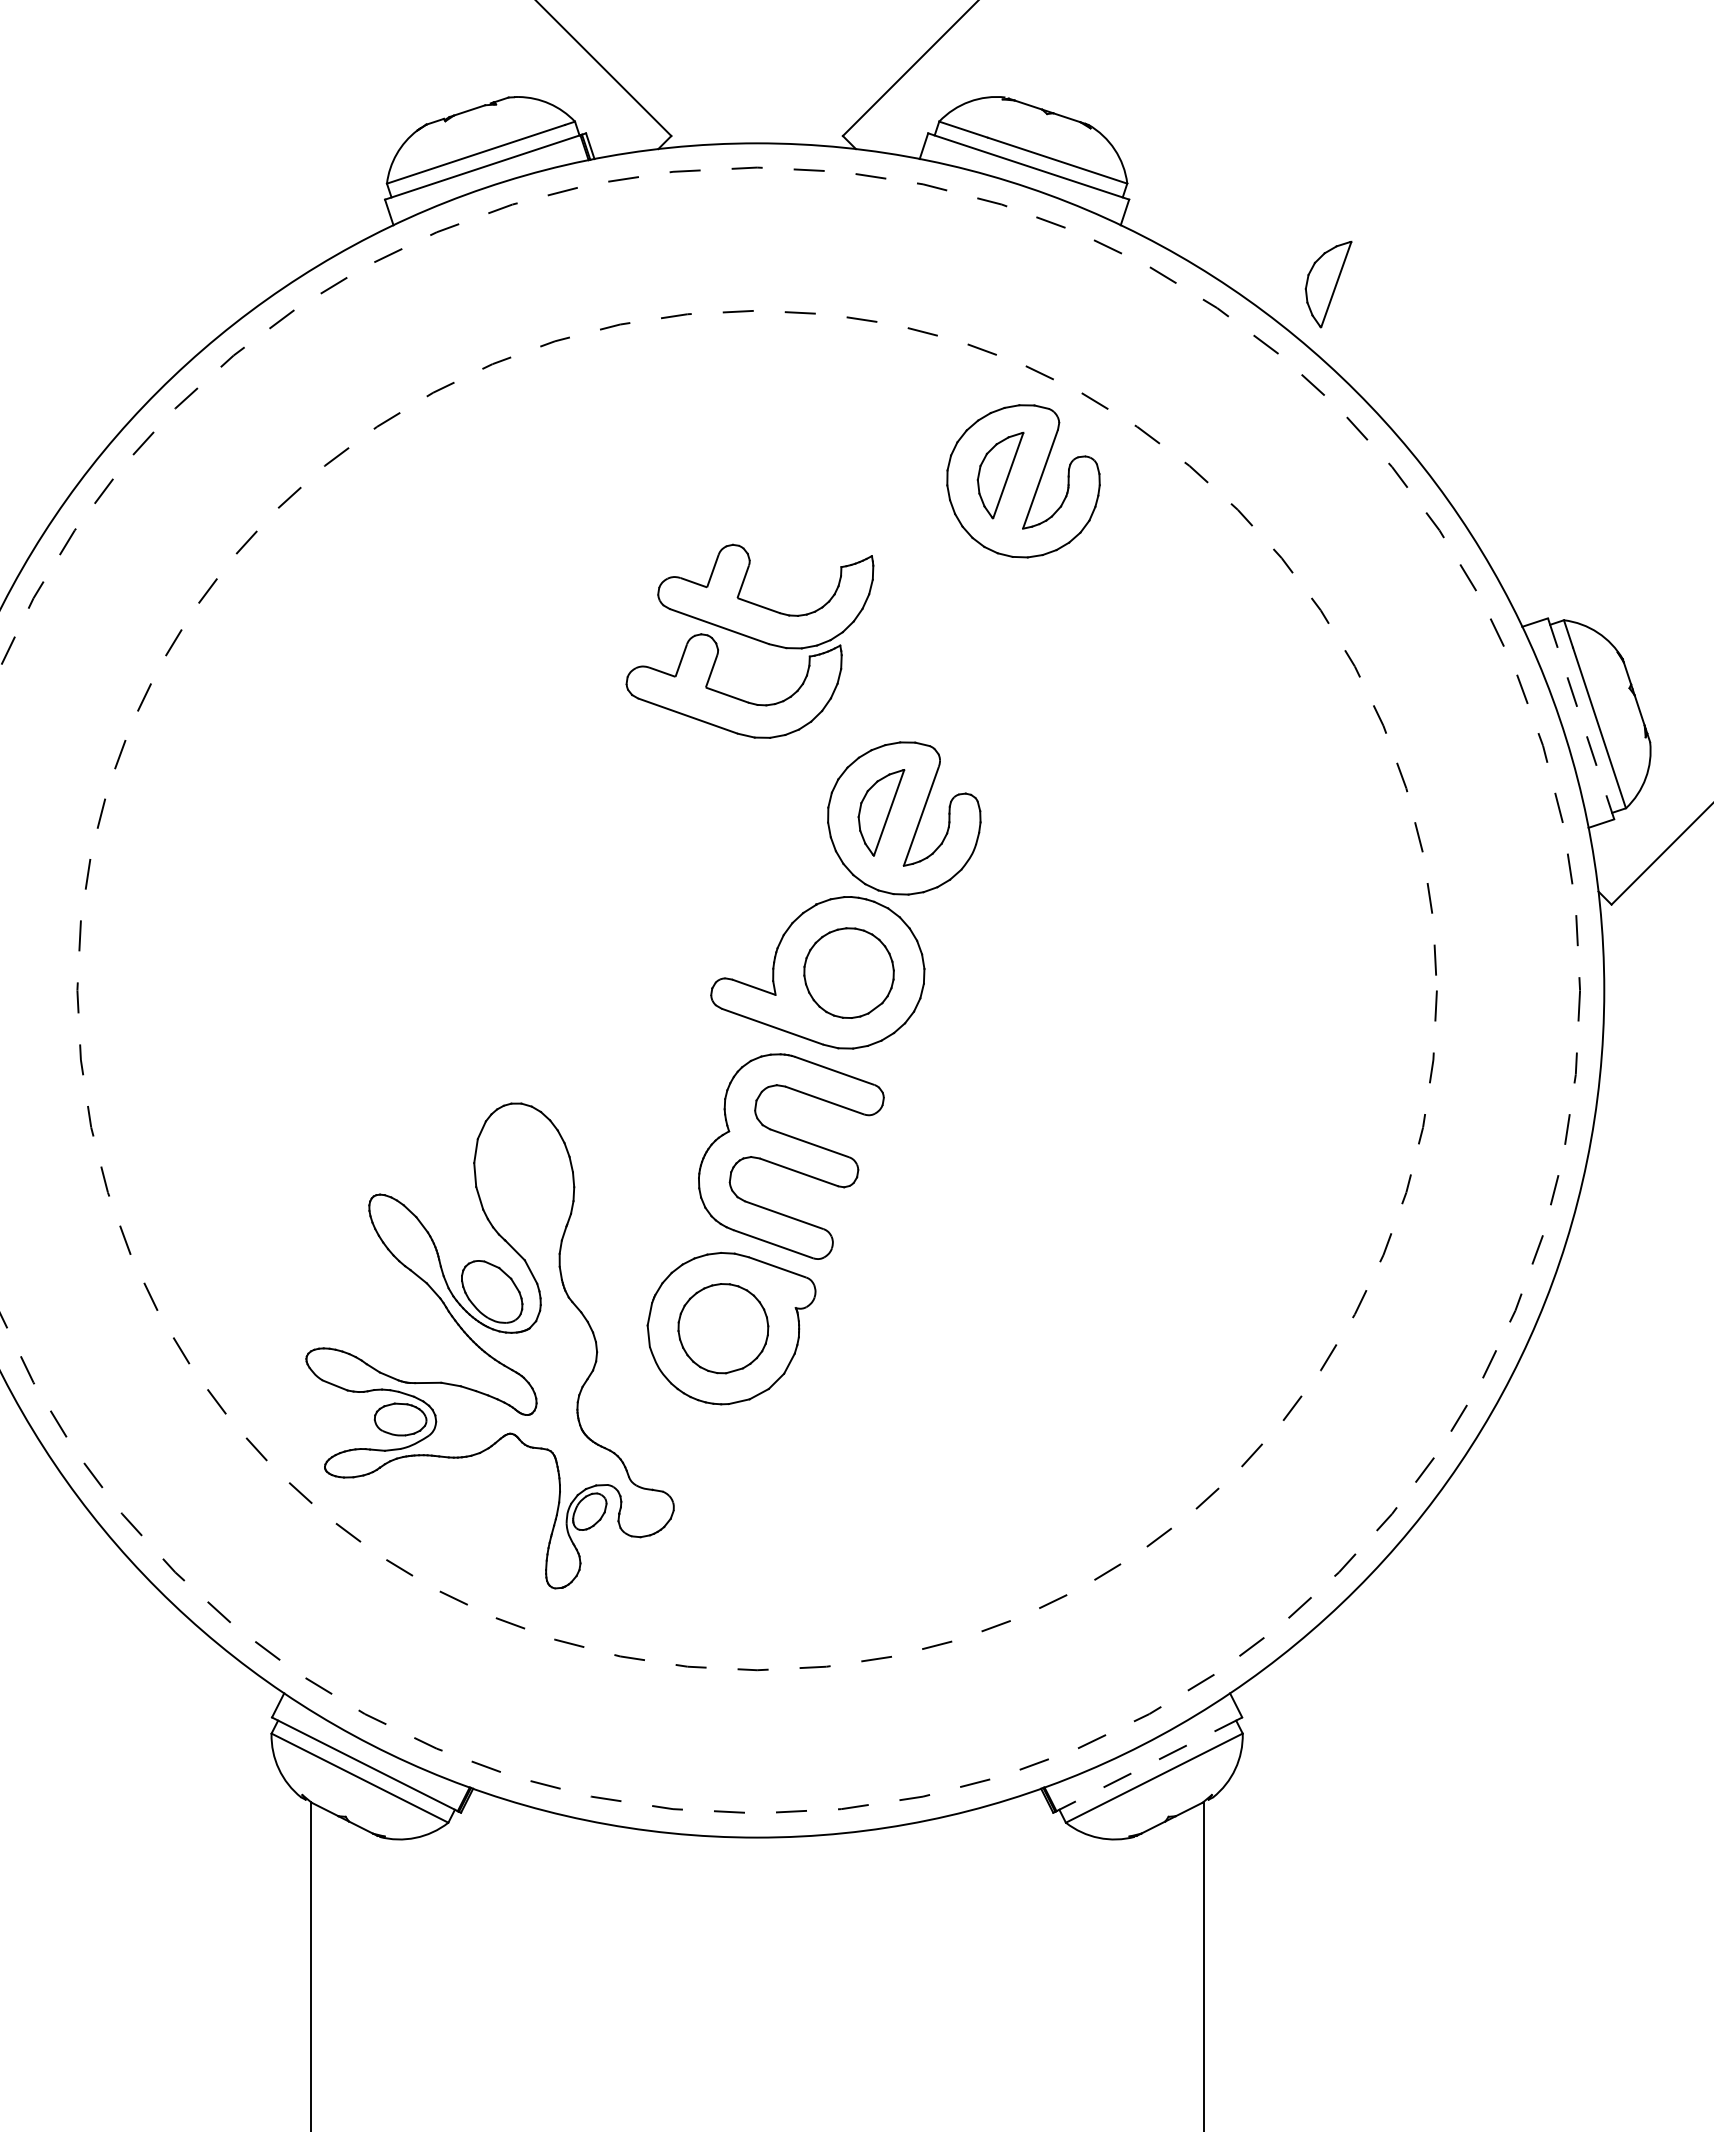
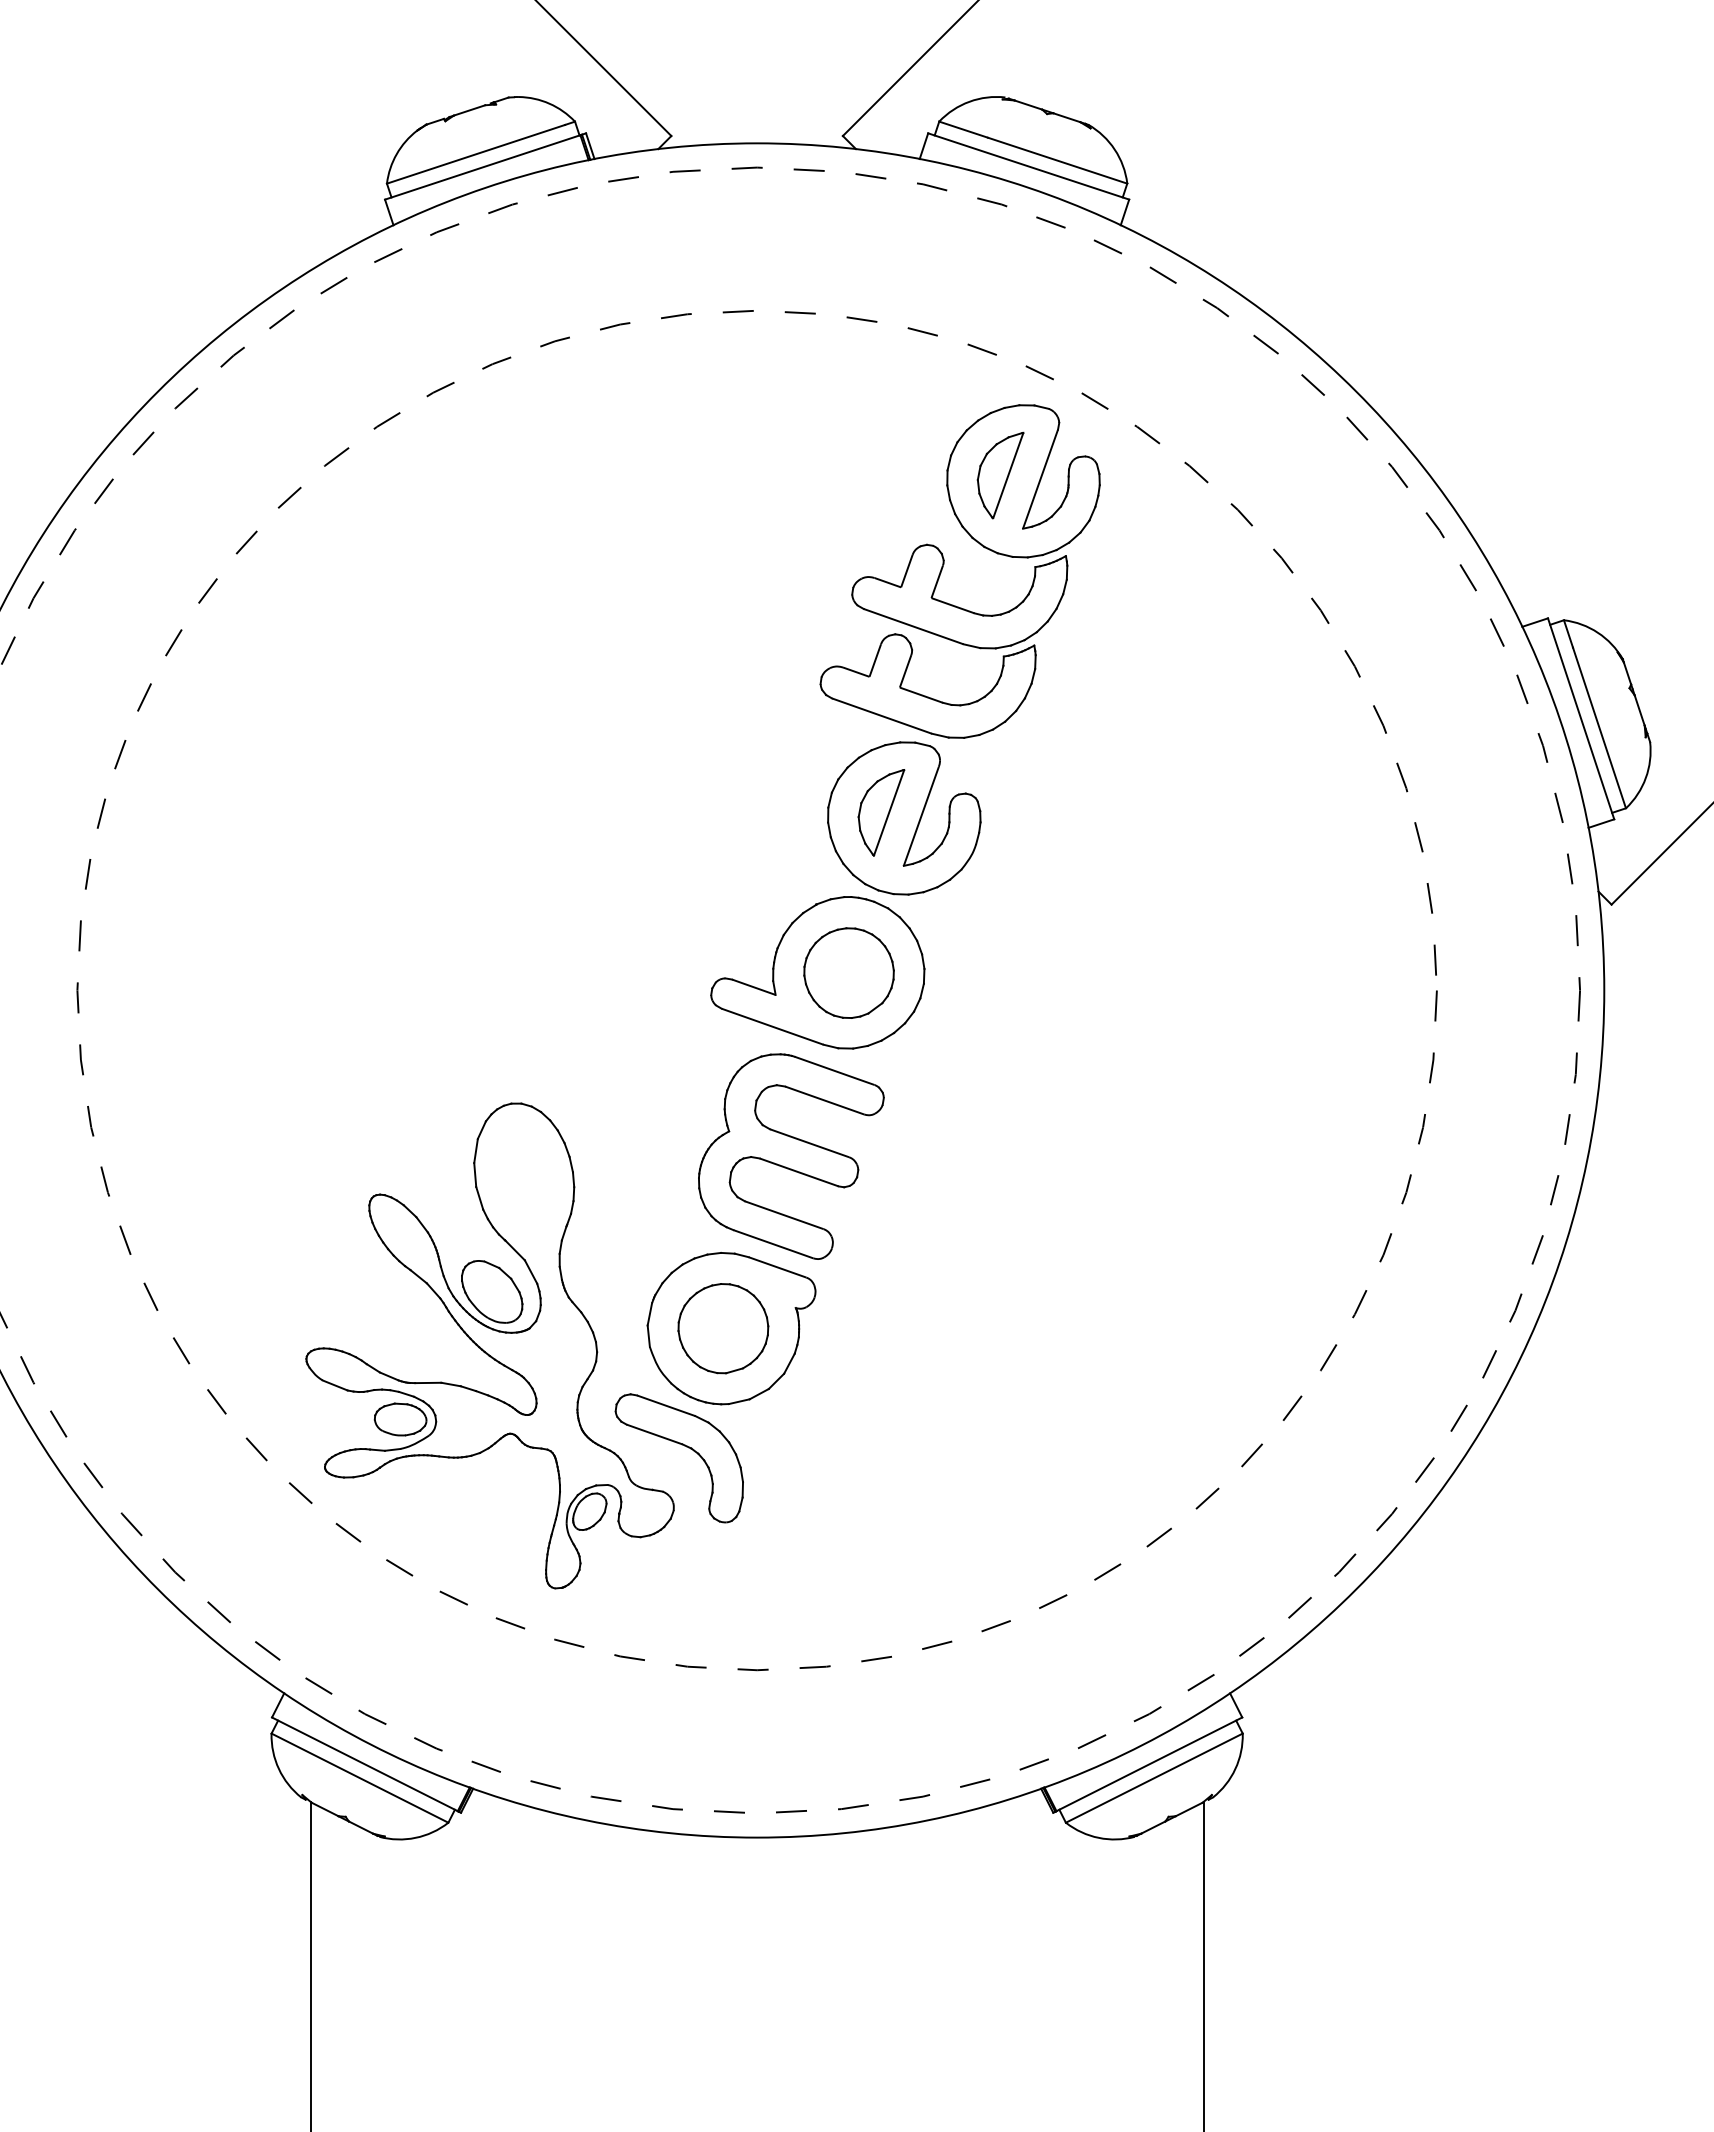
part: present -> none (1328, 284)
part position: (749, 640) -> (943, 640) (943, 640)
line: dashed -> solid (1581, 718)
part: none -> present (684, 1446)
line: dashed -> solid (1148, 1764)
